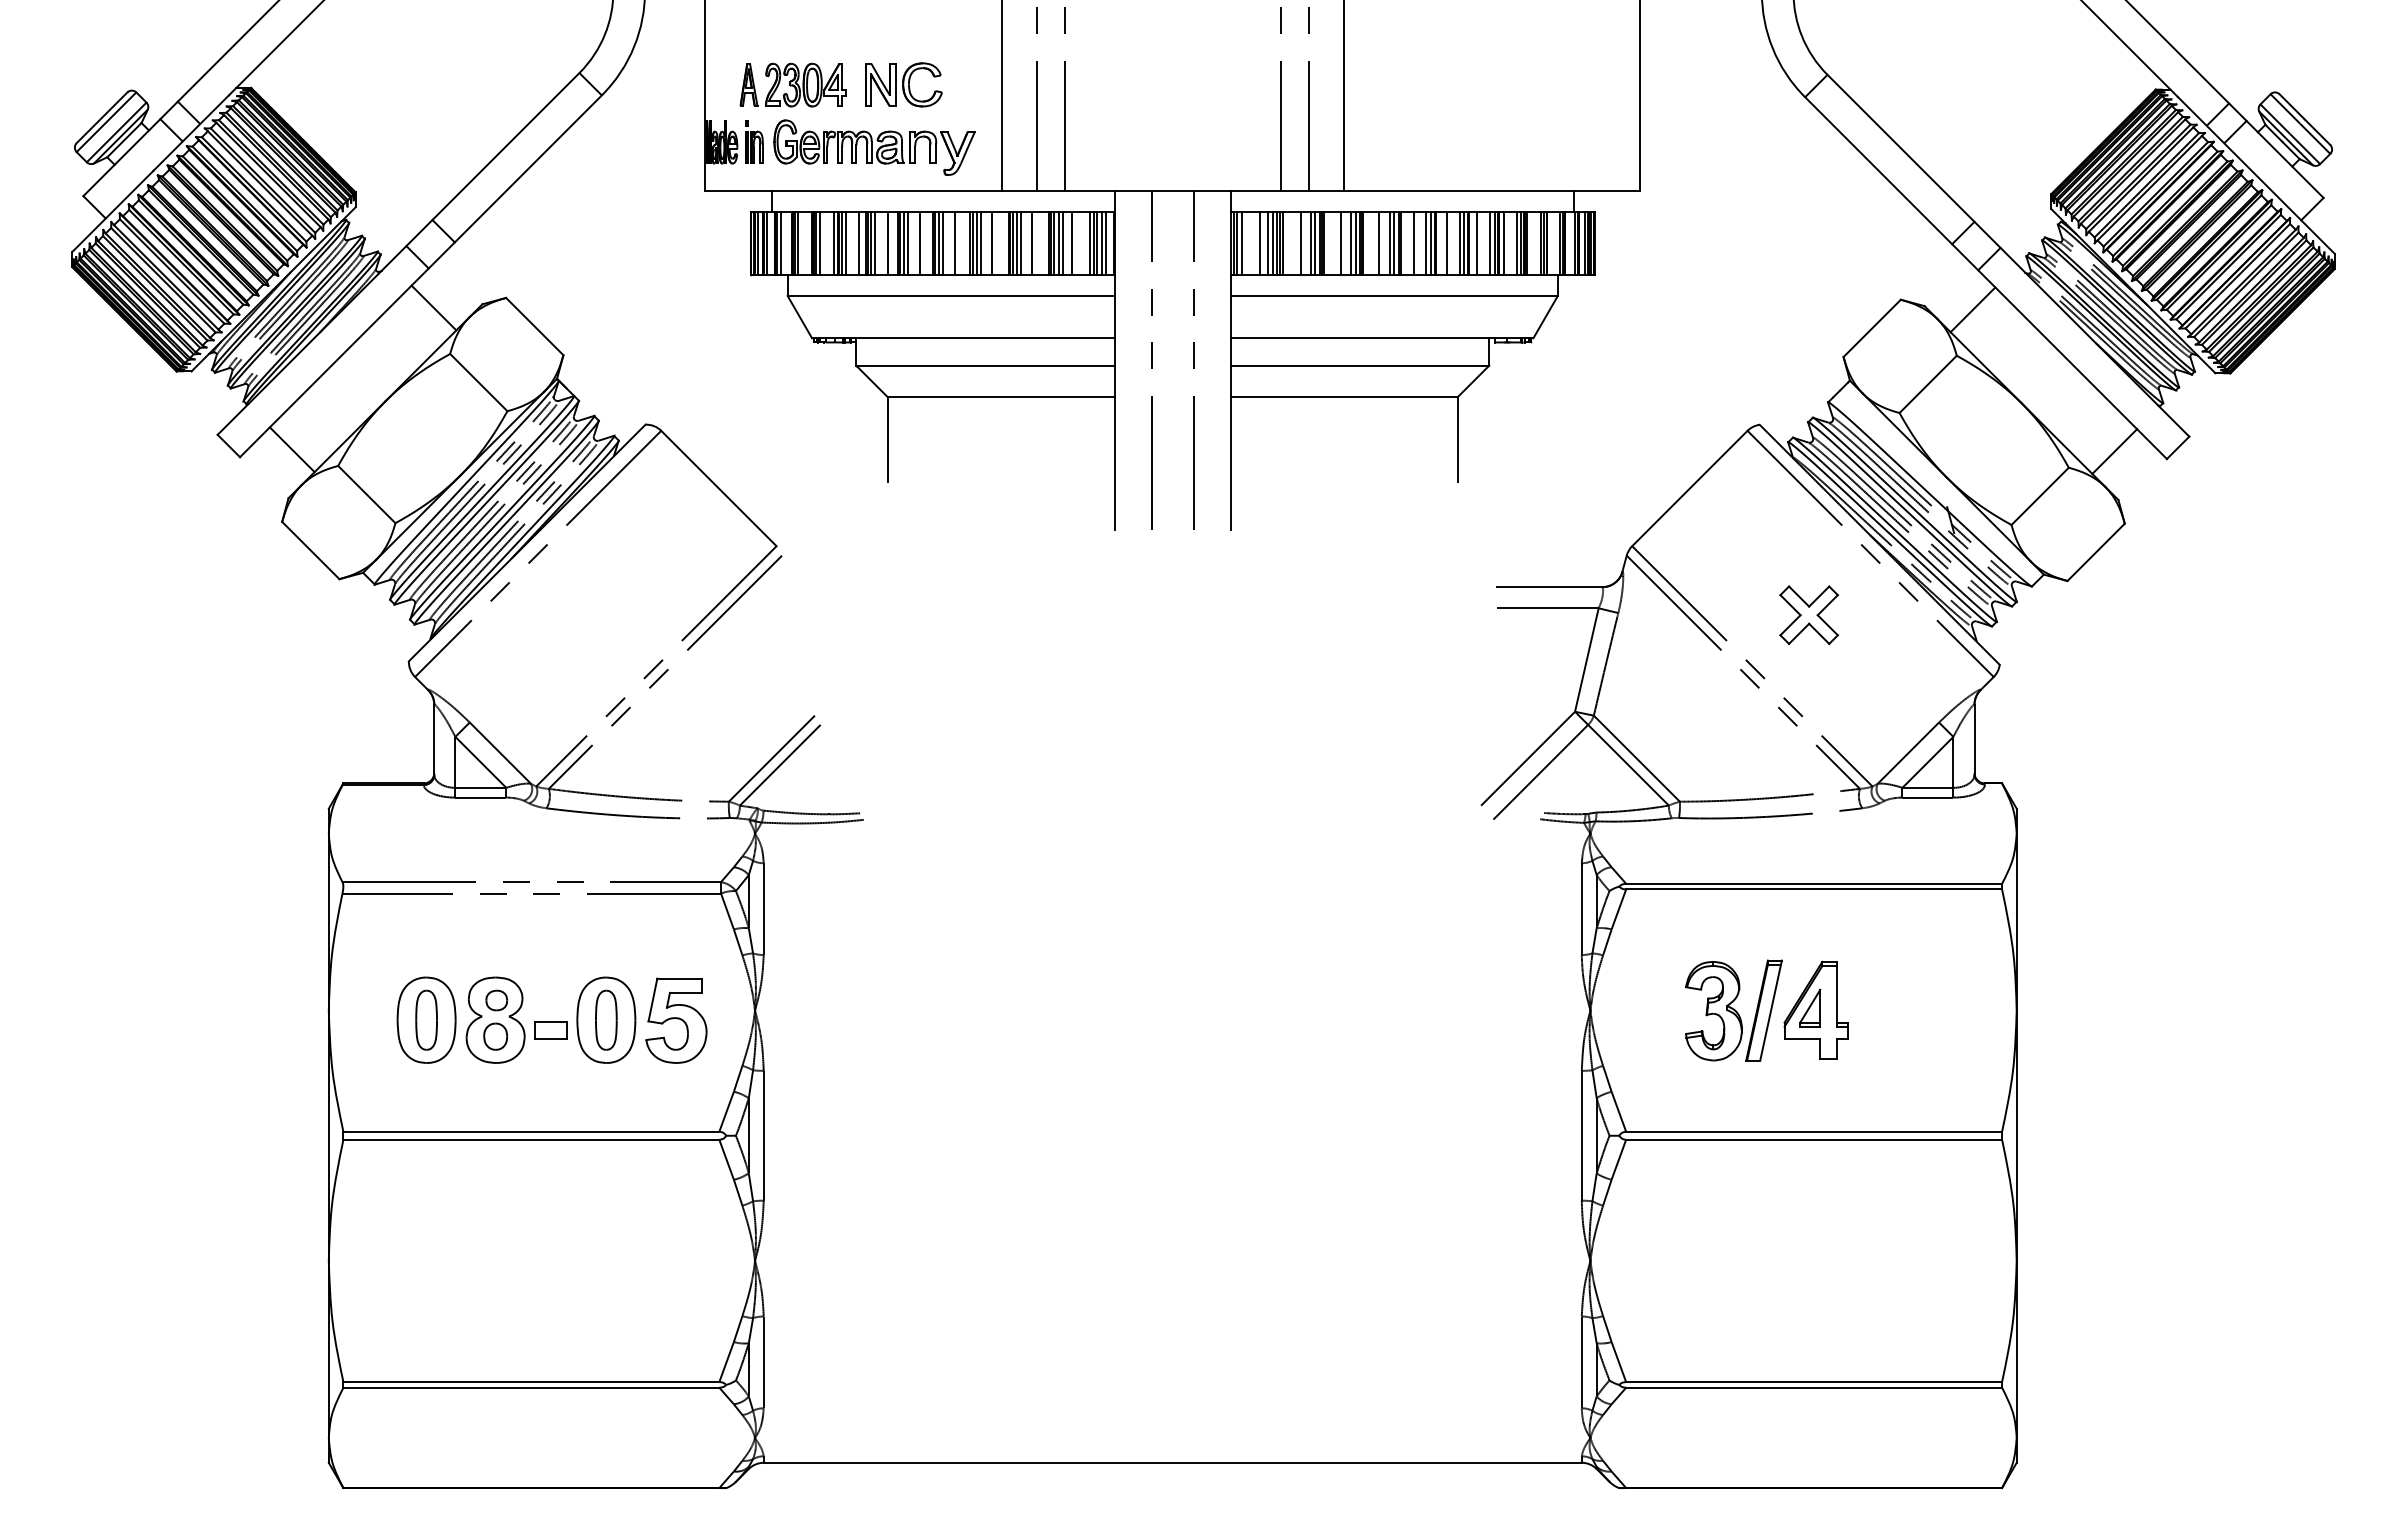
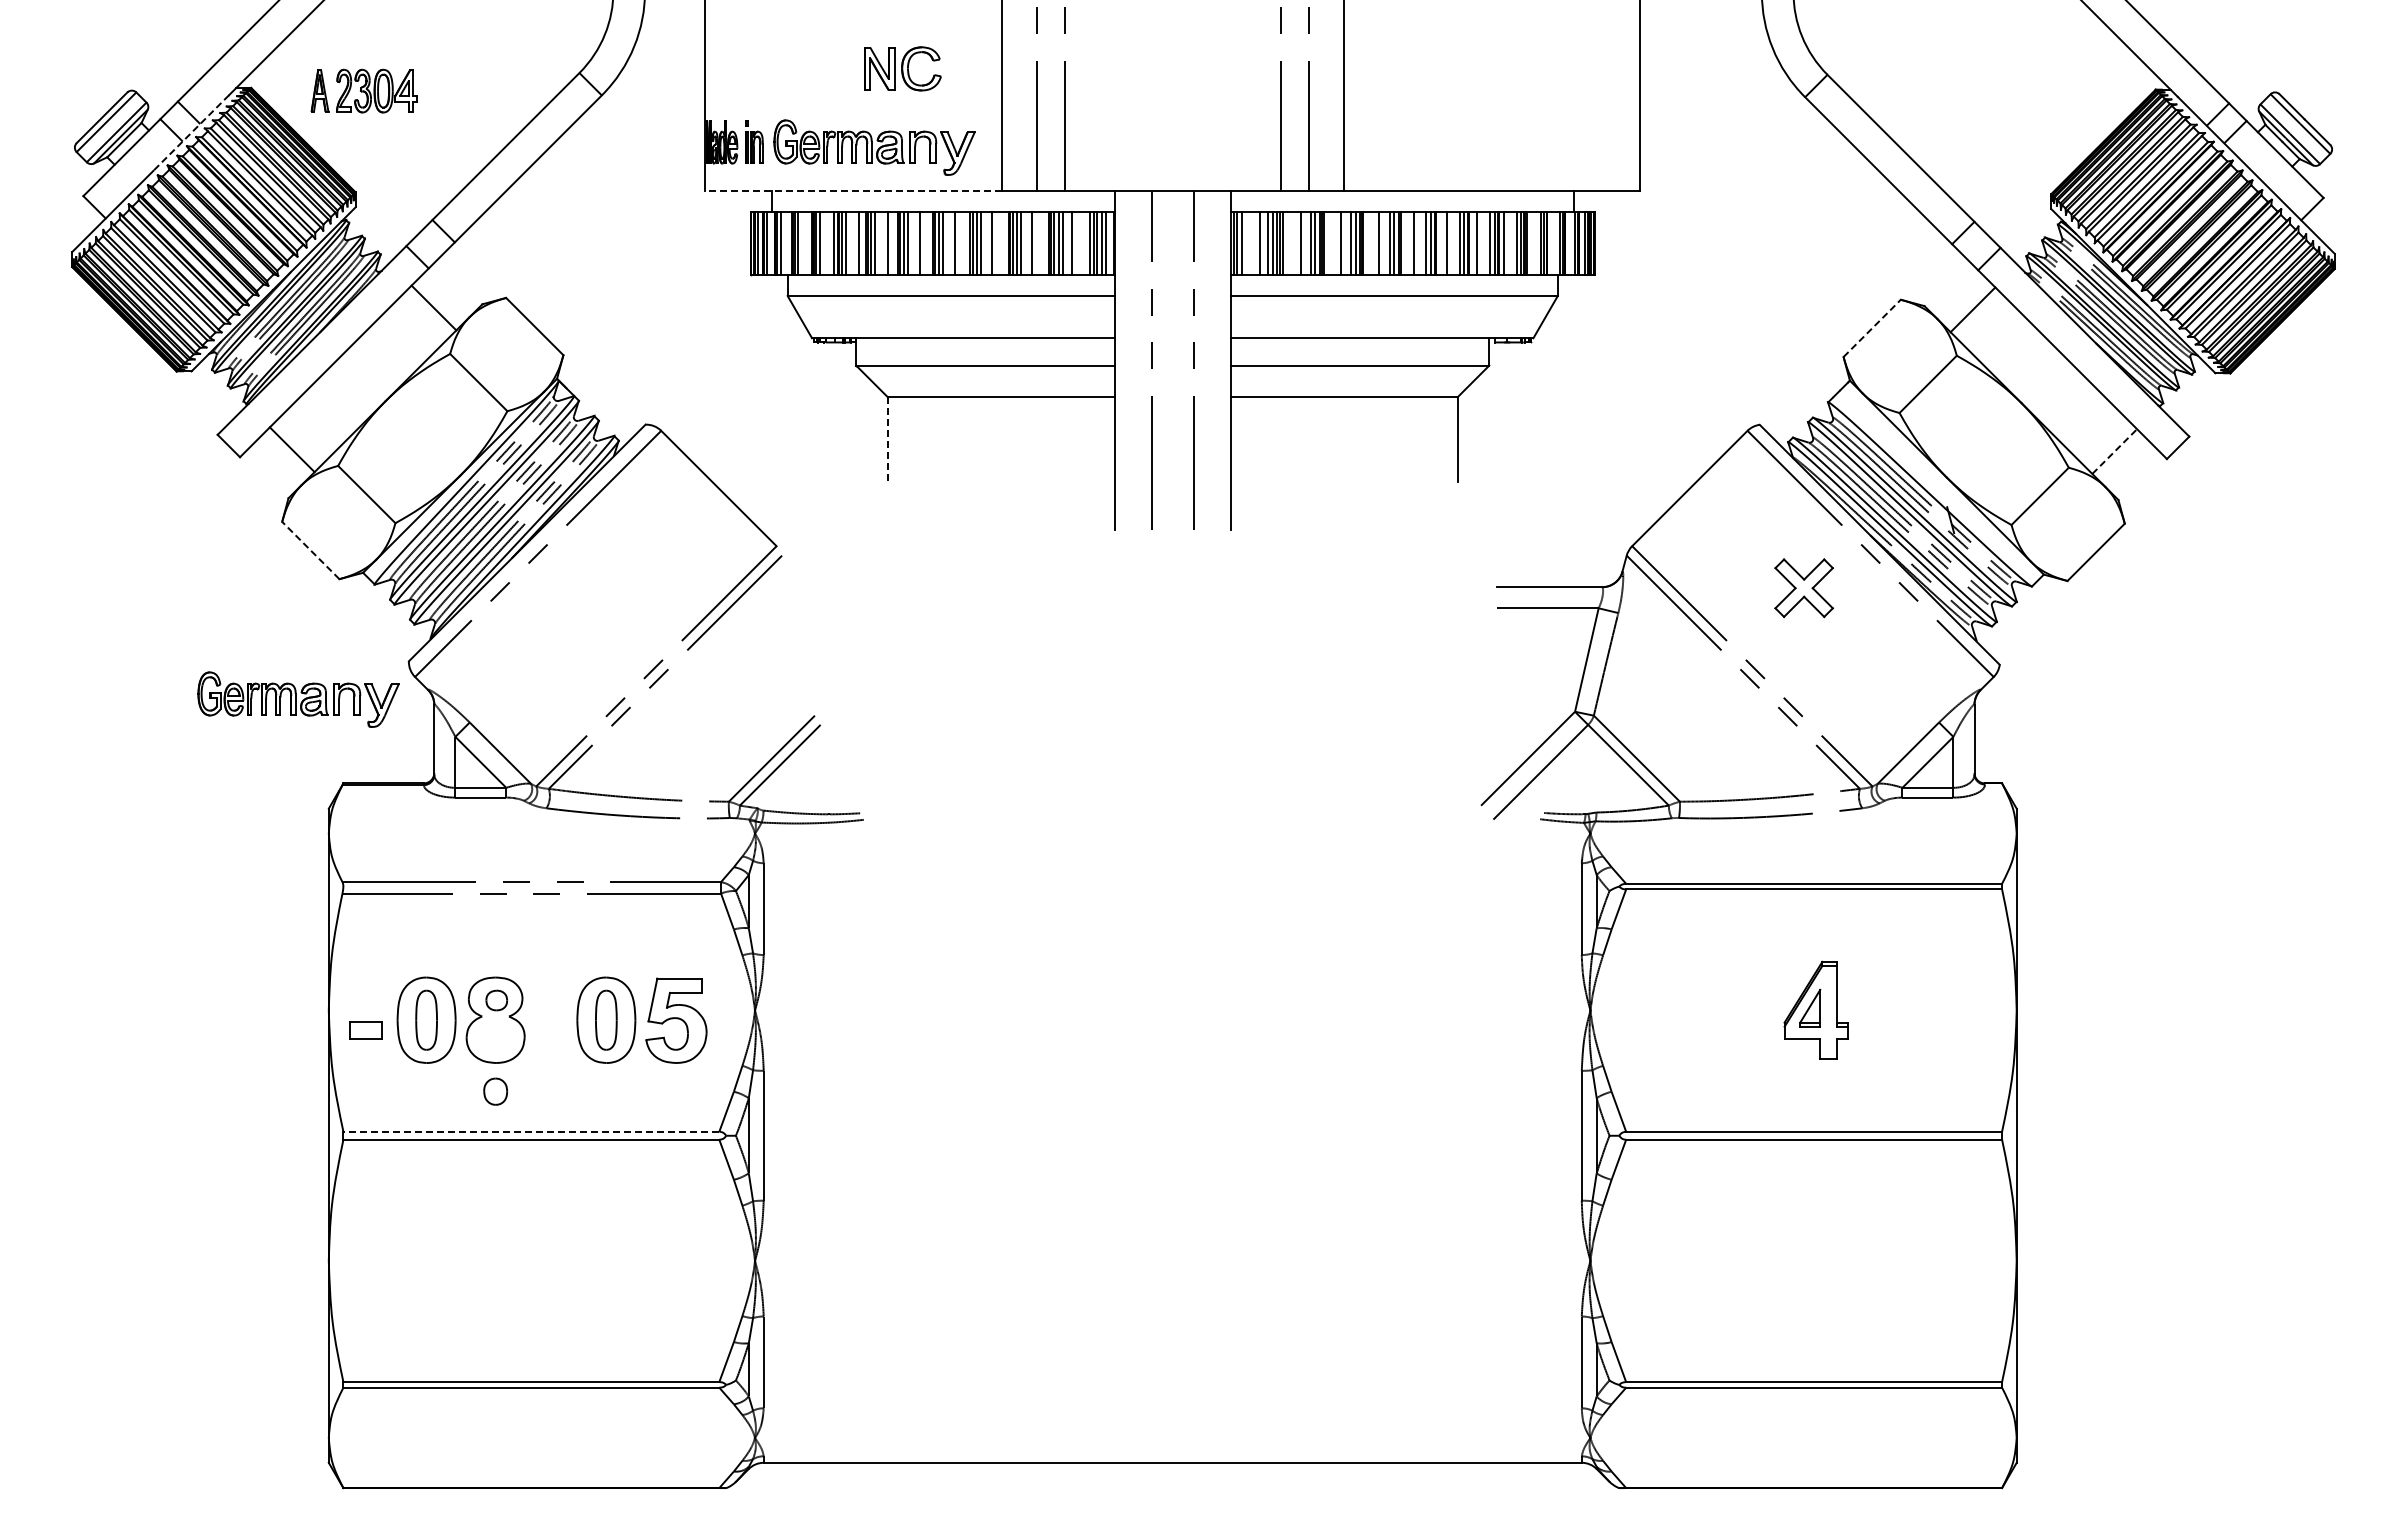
part position: (792, 84) -> (363, 90) (363, 90)
part position: (903, 84) -> (902, 68) (902, 68)
line: solid -> dashed (191, 132)
line: solid -> dashed (853, 190)
line: solid -> dashed (1872, 328)
line: solid -> dashed (887, 440)
line: solid -> dashed (2114, 451)
line: solid -> dashed (310, 550)
part position: (1808, 615) -> (1803, 588) (1803, 588)
part: none -> present (298, 699)
part: present -> none (1733, 1010)
part position: (550, 1030) -> (365, 1030) (365, 1030)
part position: (495, 1036) -> (495, 1091) (495, 1091)
line: solid -> dashed (531, 1131)
